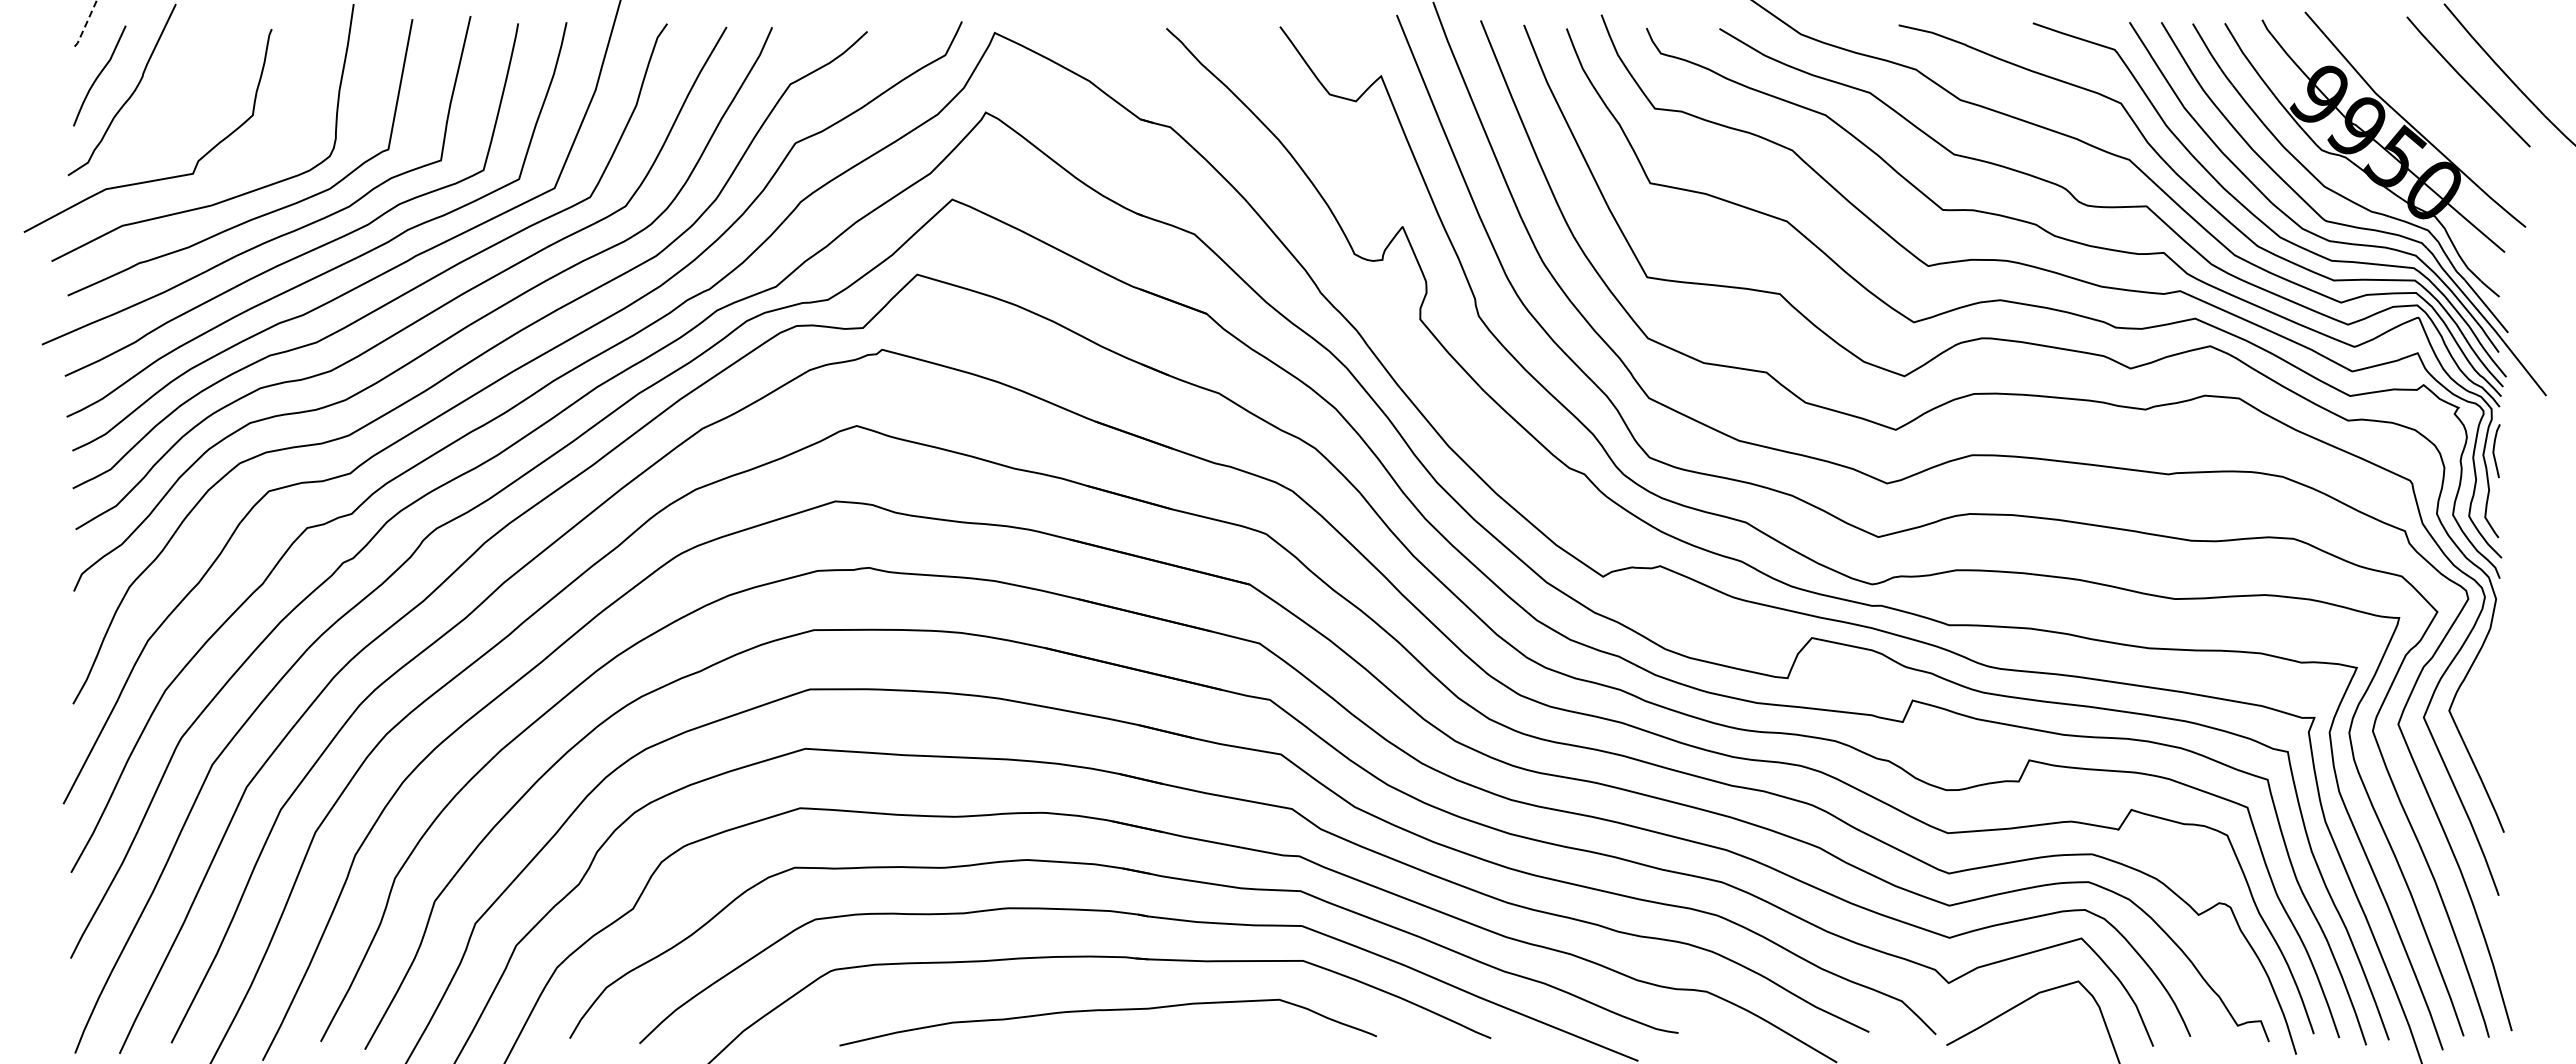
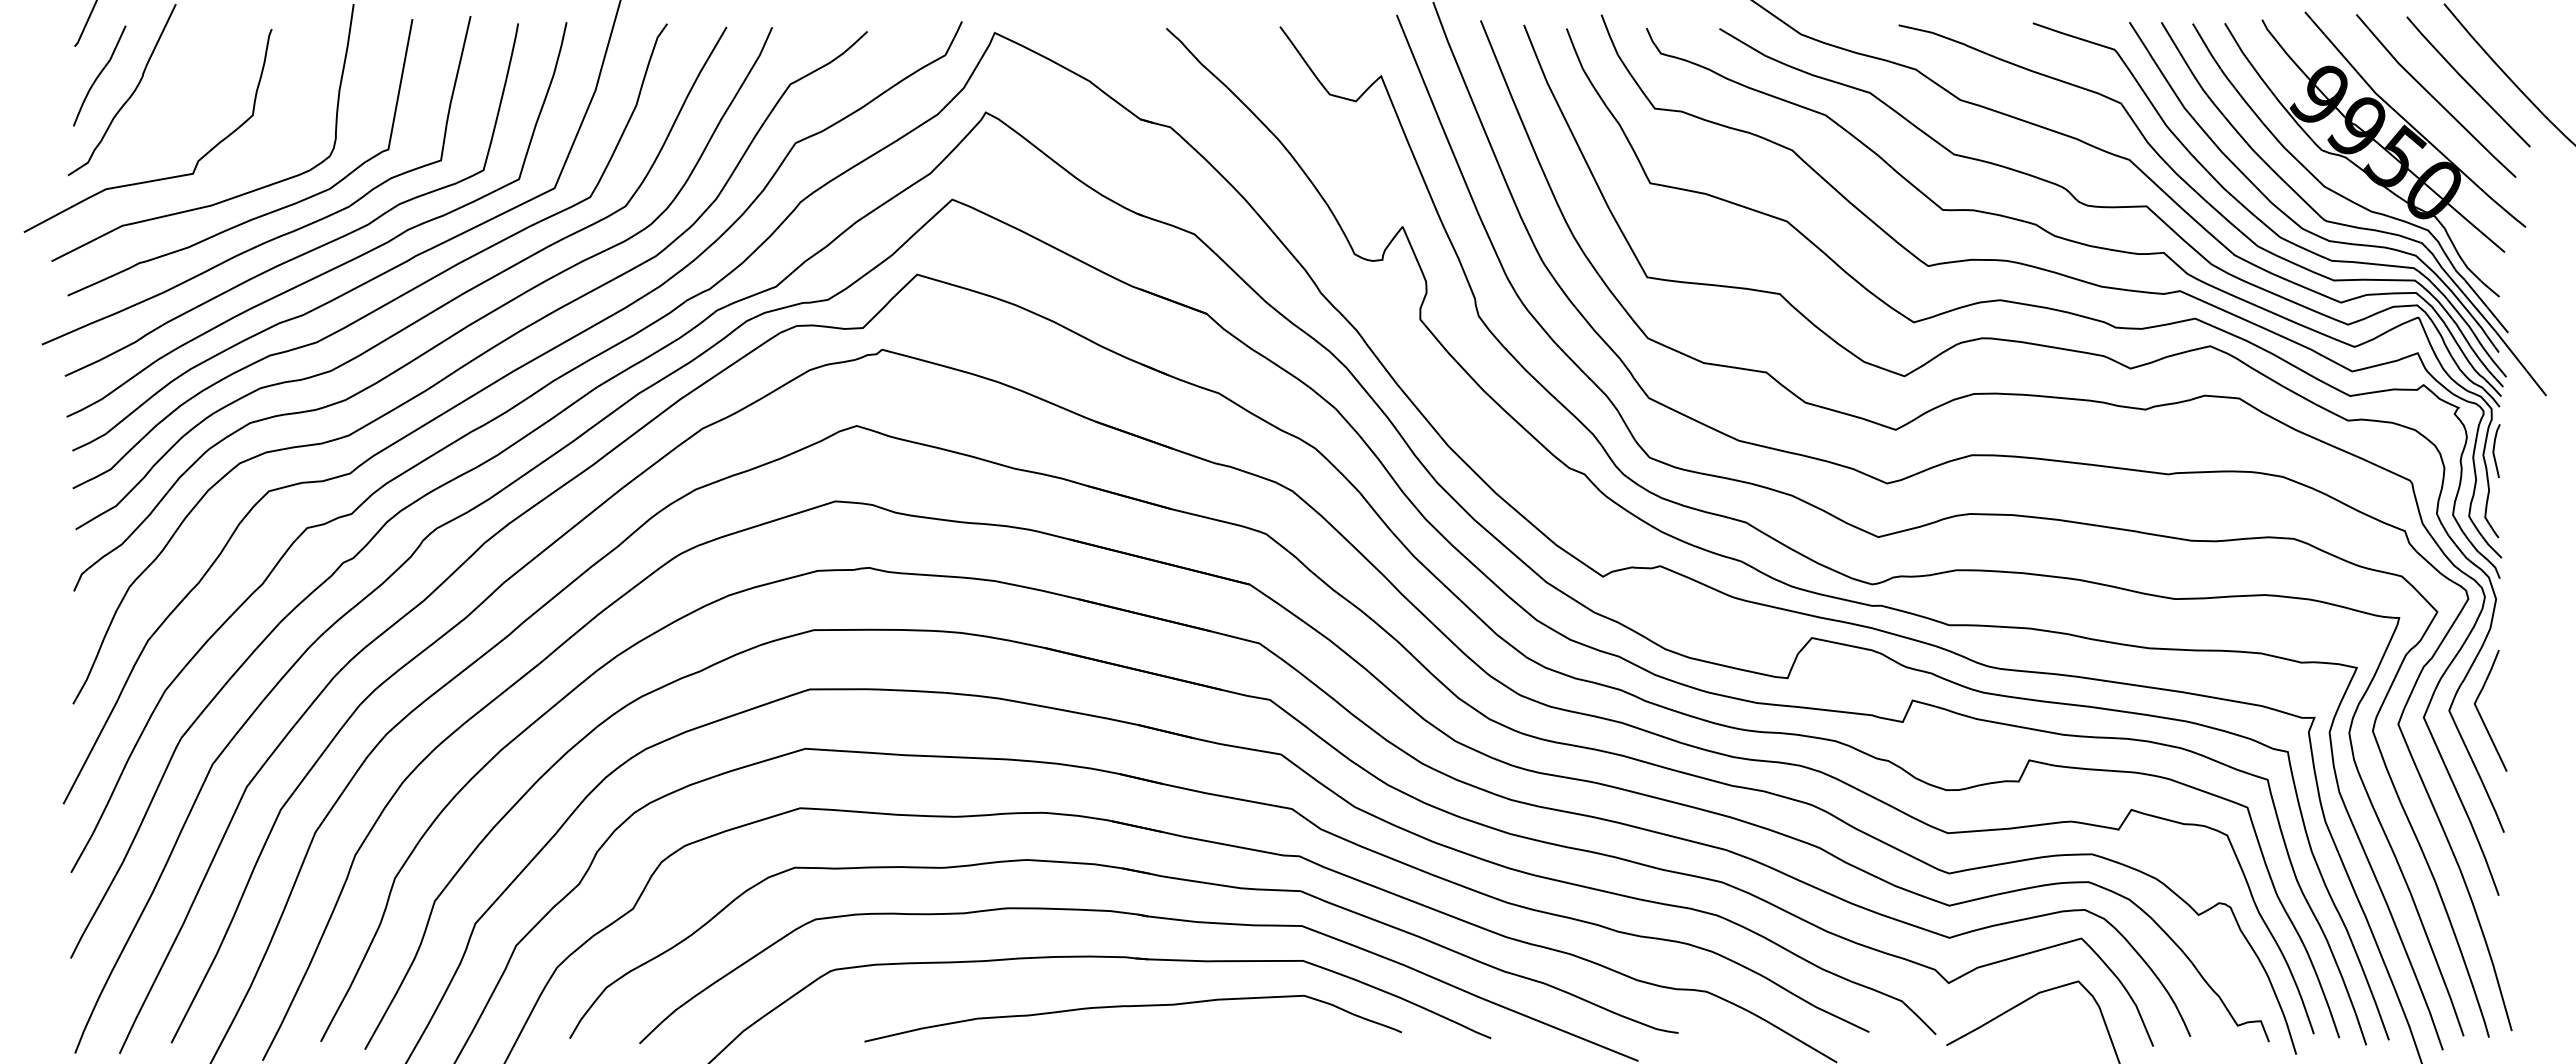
line: dashed -> solid (86, 24)
curve: none -> present (2434, 97)
curve: none -> present (2481, 715)
curve position: (1104, 1011) -> (1129, 1007) (1129, 1007)
